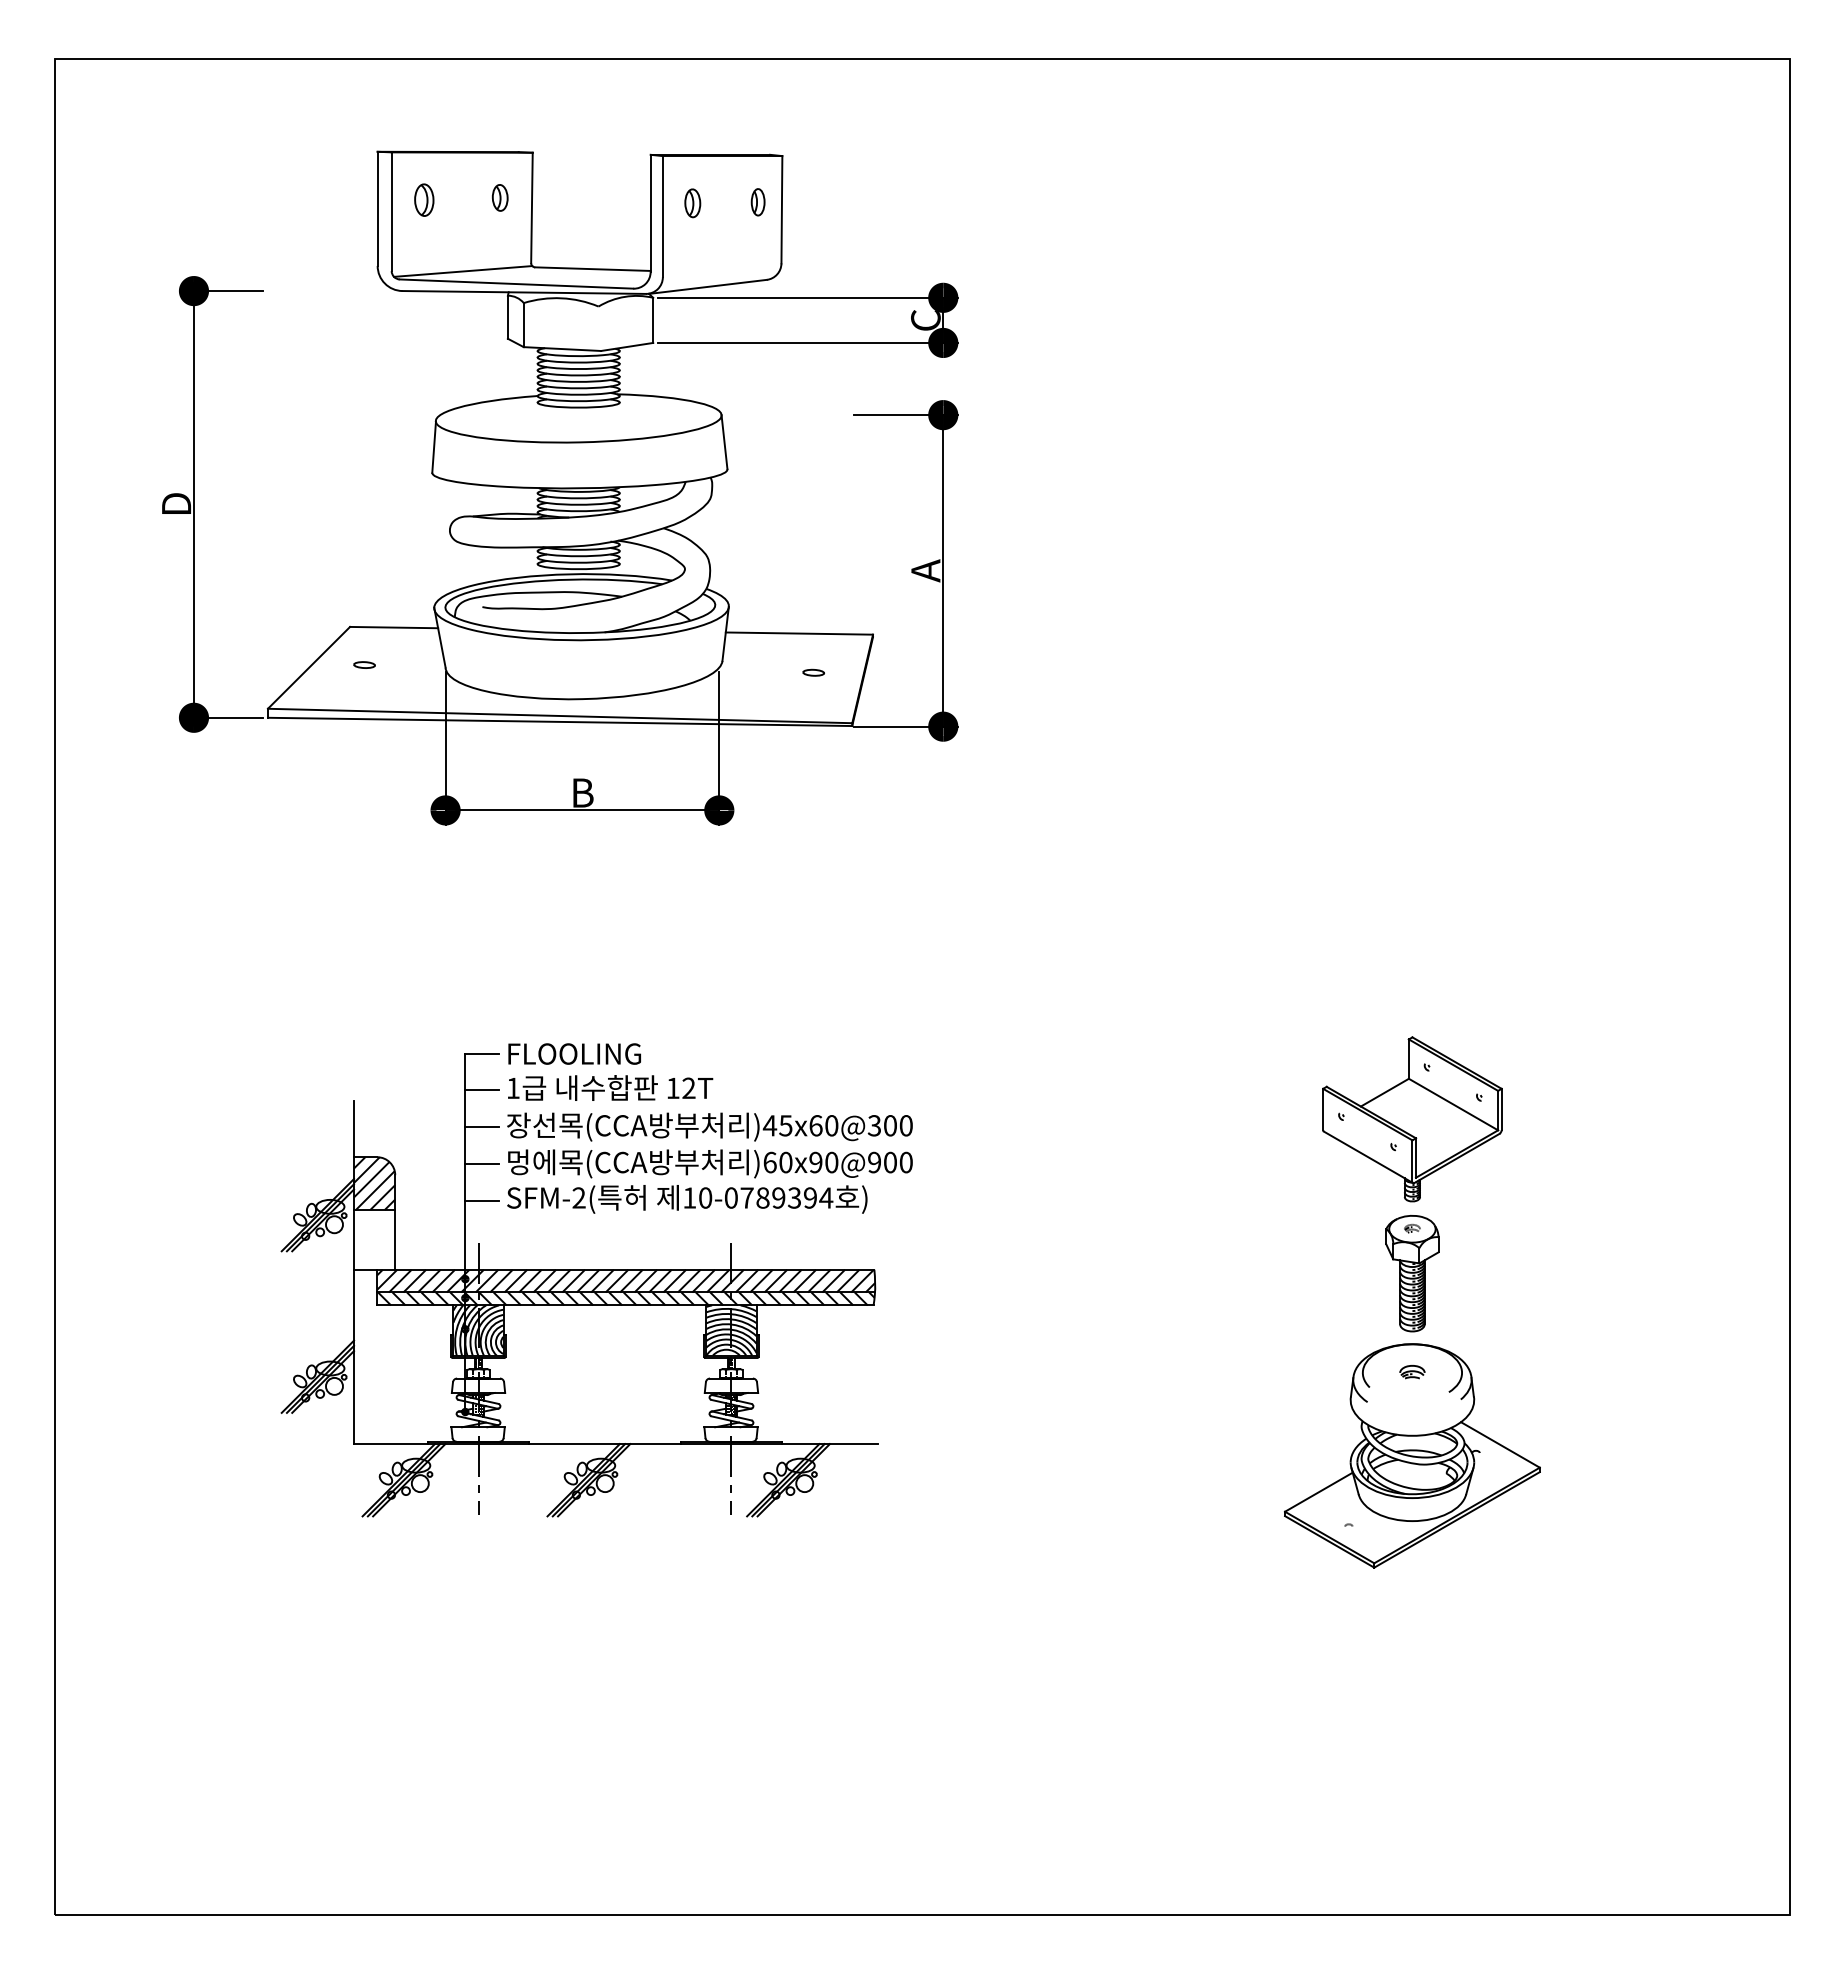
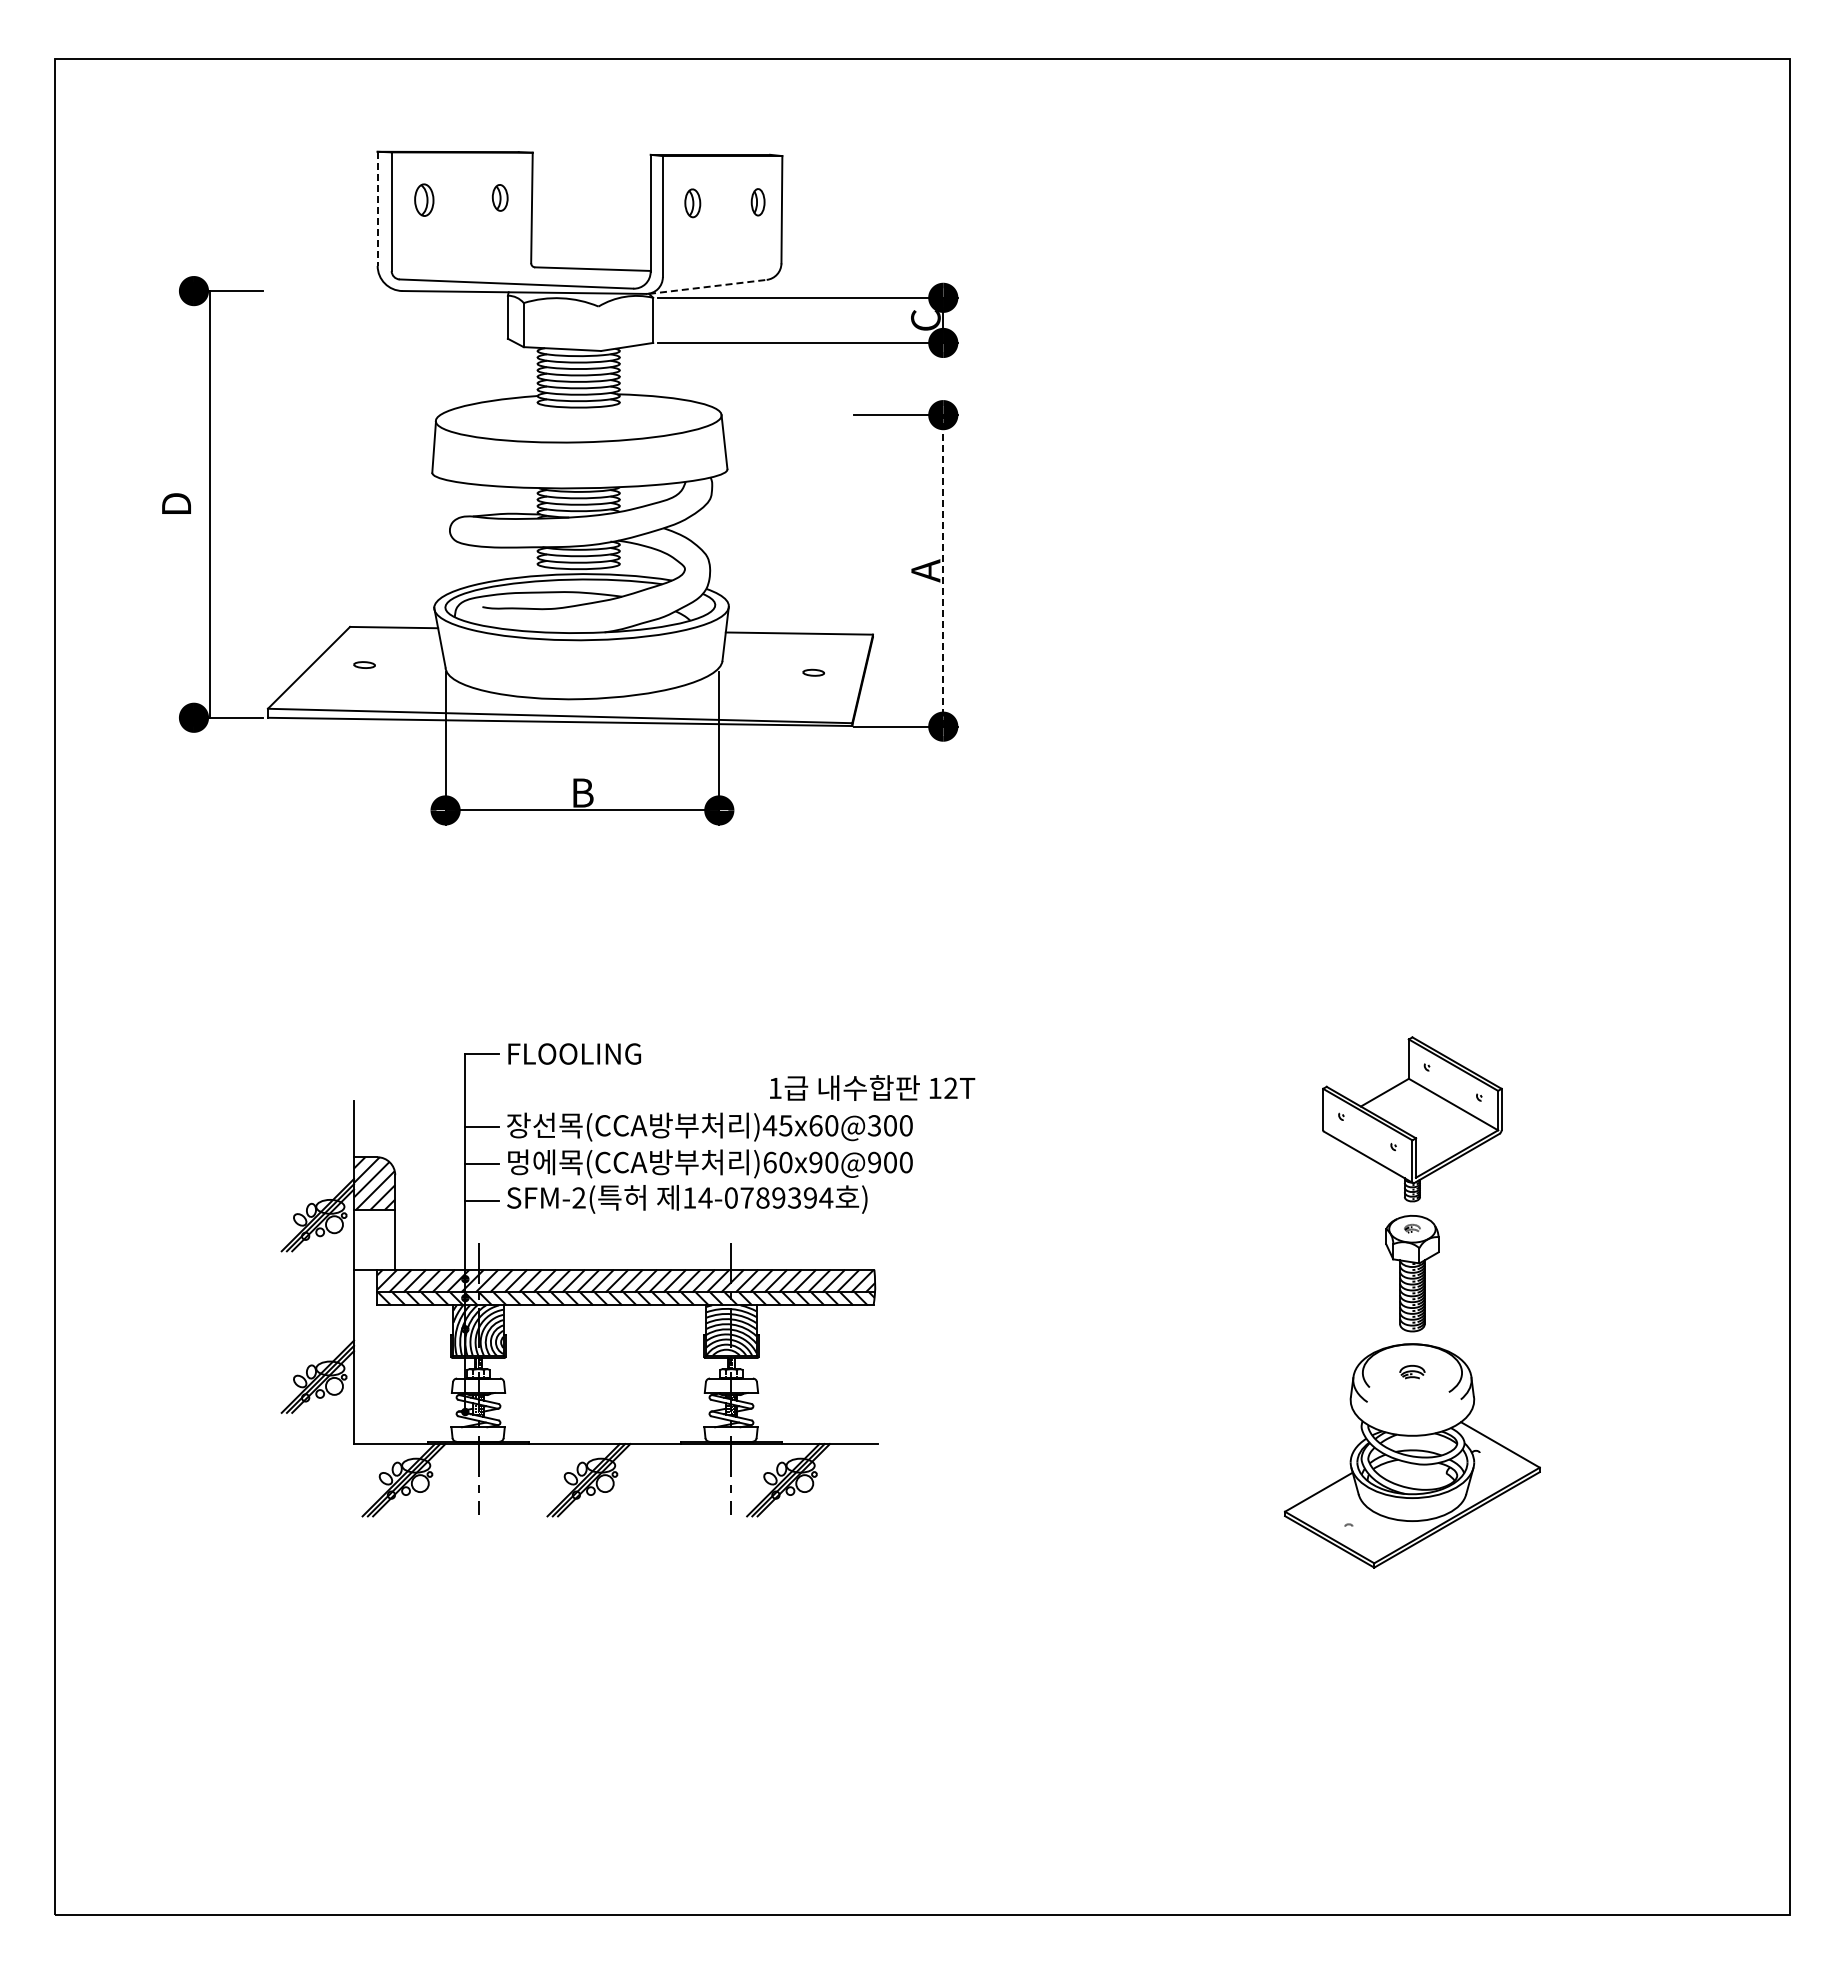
line: solid -> dashed (377, 209)
line: present -> none (463, 271)
line: solid -> dashed (708, 286)
line position: (193, 504) -> (209, 504) (209, 504)
line: solid -> dashed (943, 570)
text position: (610, 1087) -> (872, 1087) (872, 1087)
line: present -> none (482, 1090)
text: 10-0789394 -> 14-0789394 (705, 1197)
